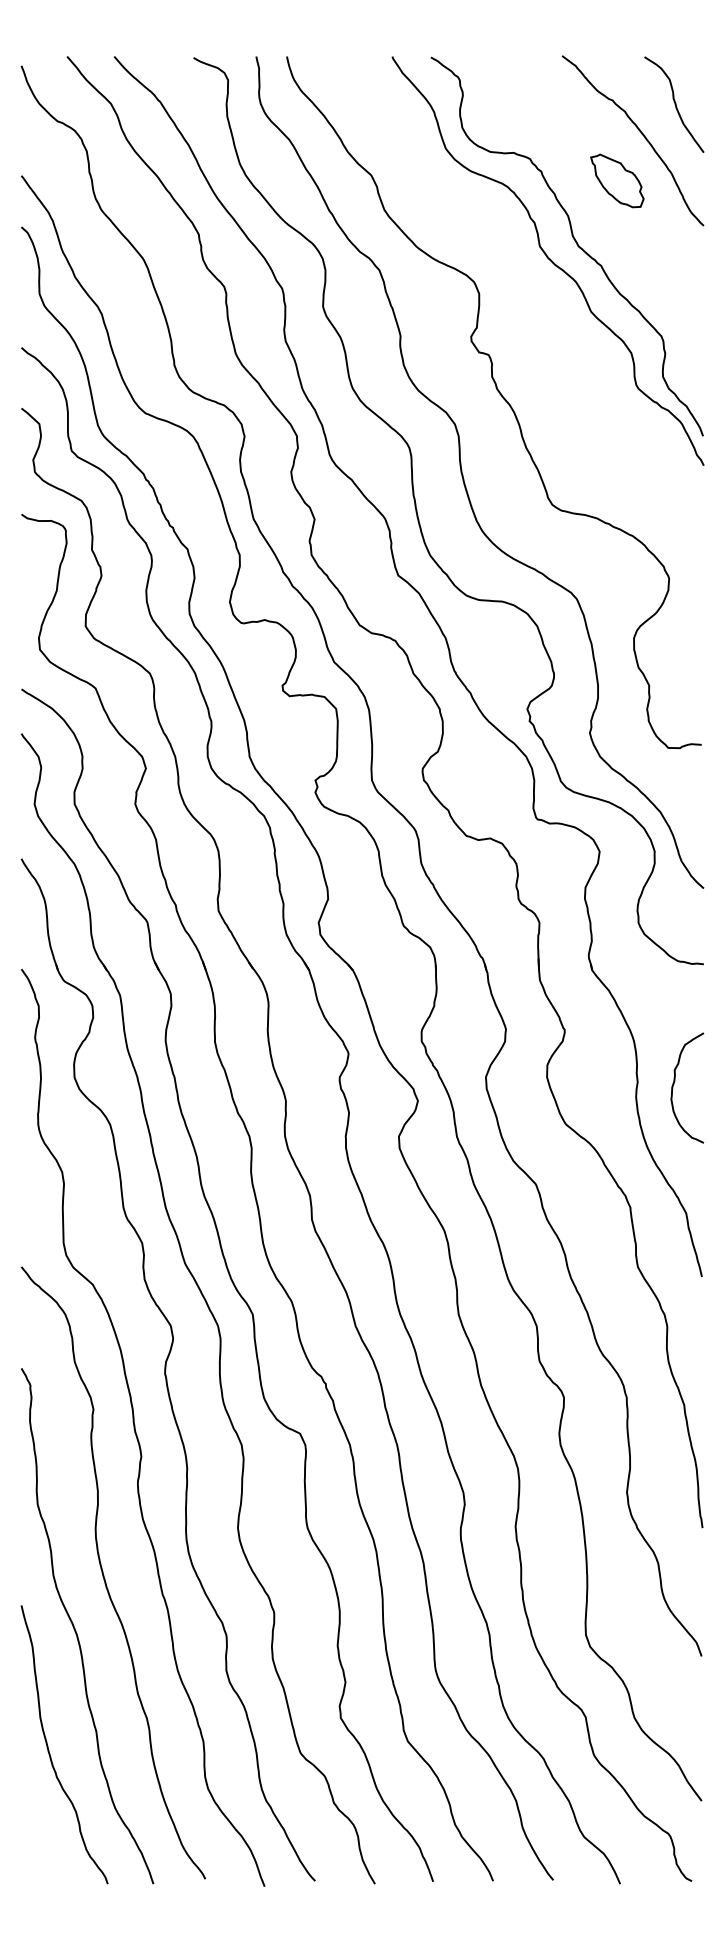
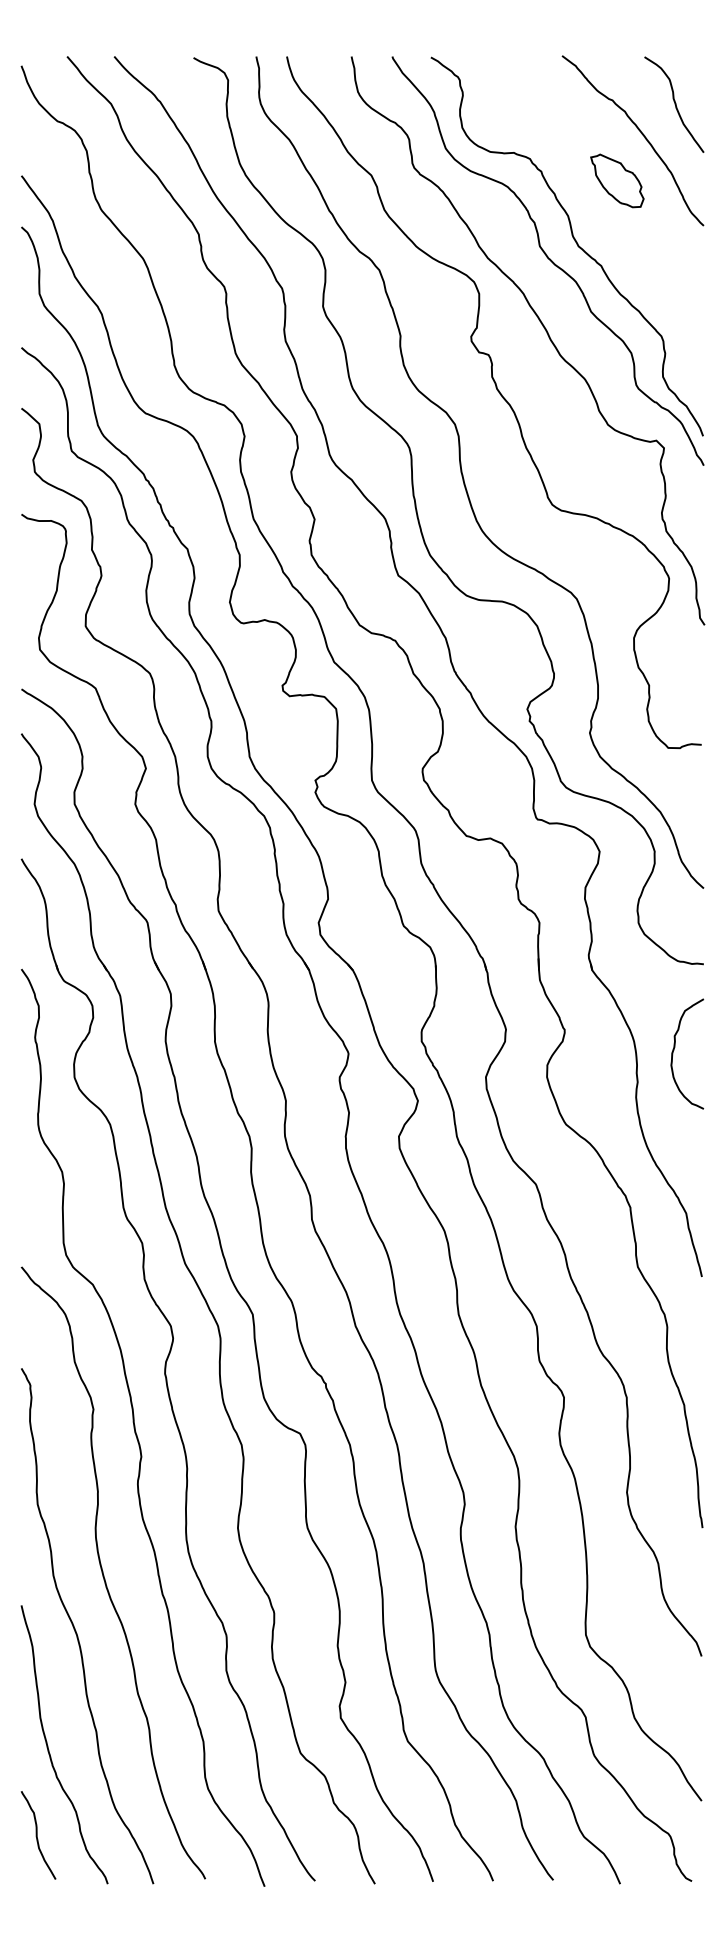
curve: none -> present (545, 331)
curve position: (674, 1084) -> (674, 1050) (674, 1050)
curve: none -> present (37, 1835)
